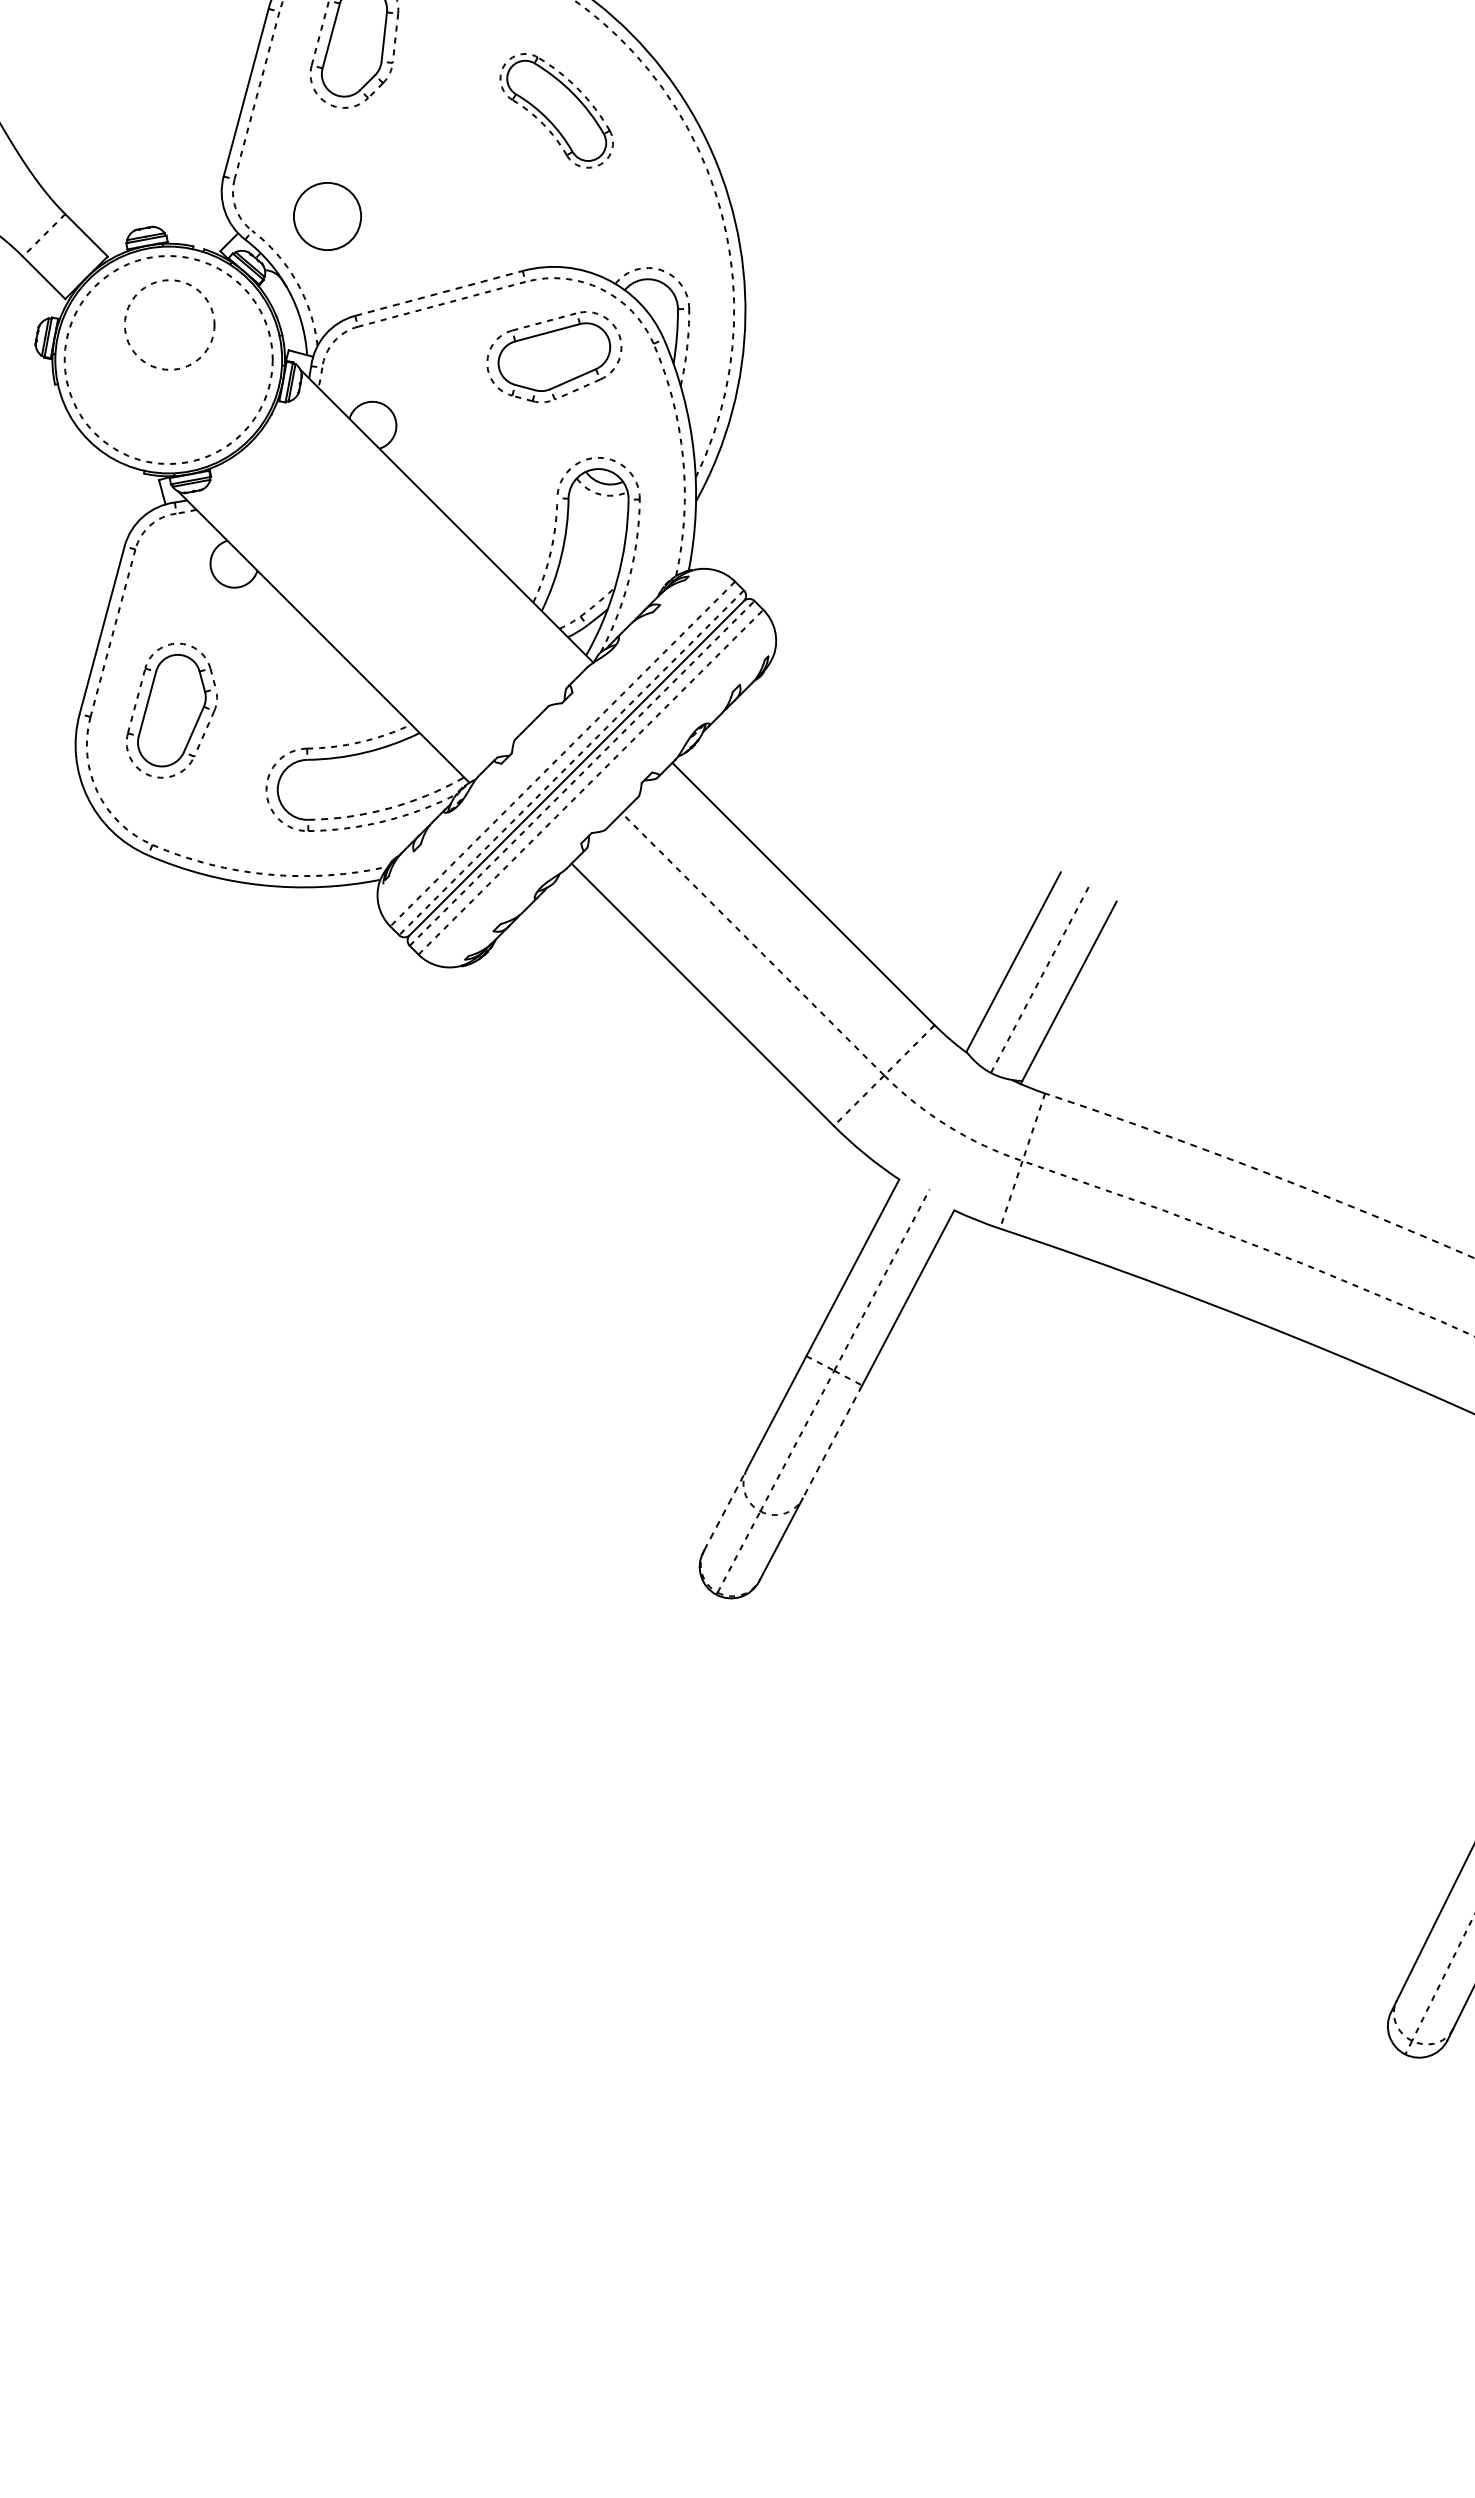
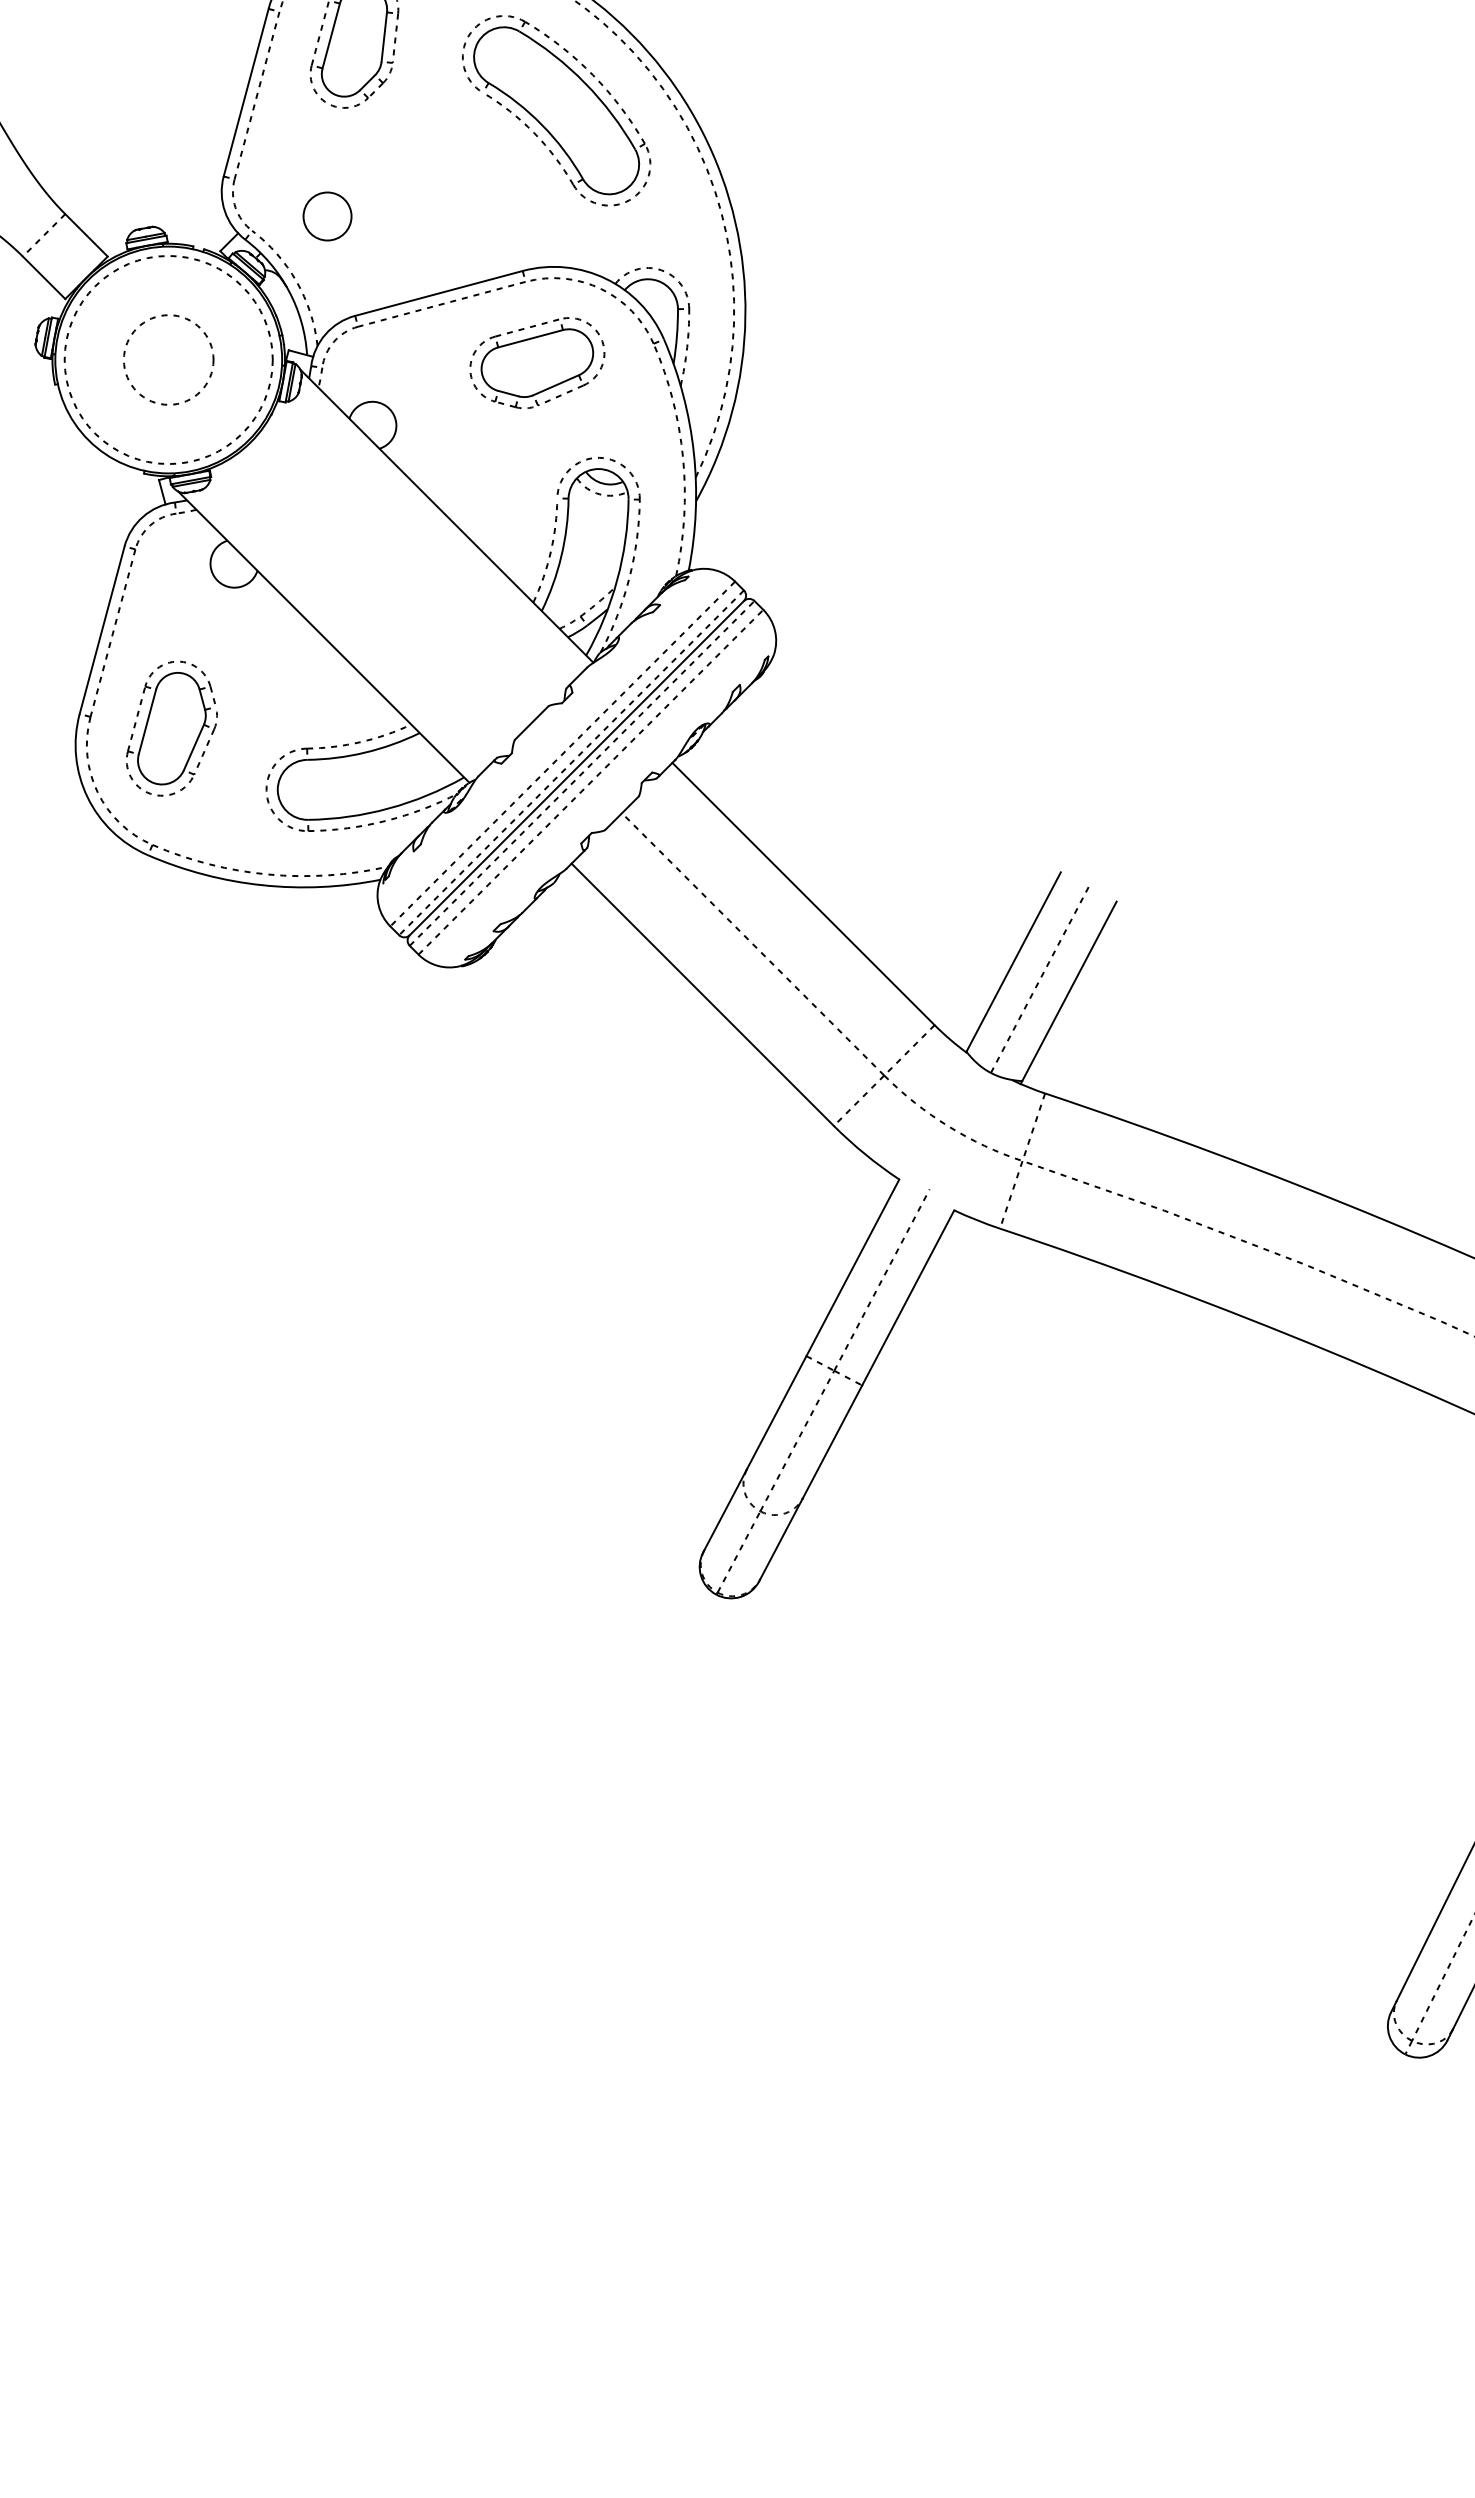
part size: 115x116 px -> 190x192 px (556, 110)
circle diameter: 67 px -> 48 px (327, 216)
line: dashed -> solid (438, 293)
circle position: (169, 324) -> (168, 359) (168, 359)
part position: (554, 356) -> (537, 362) (537, 362)
part position: (171, 710) -> (171, 728) (171, 728)
arc: dashed -> solid (388, 808)
arc: dashed -> solid (1261, 1171)
line: dashed -> solid (832, 1442)
line: dashed -> solid (725, 1509)
